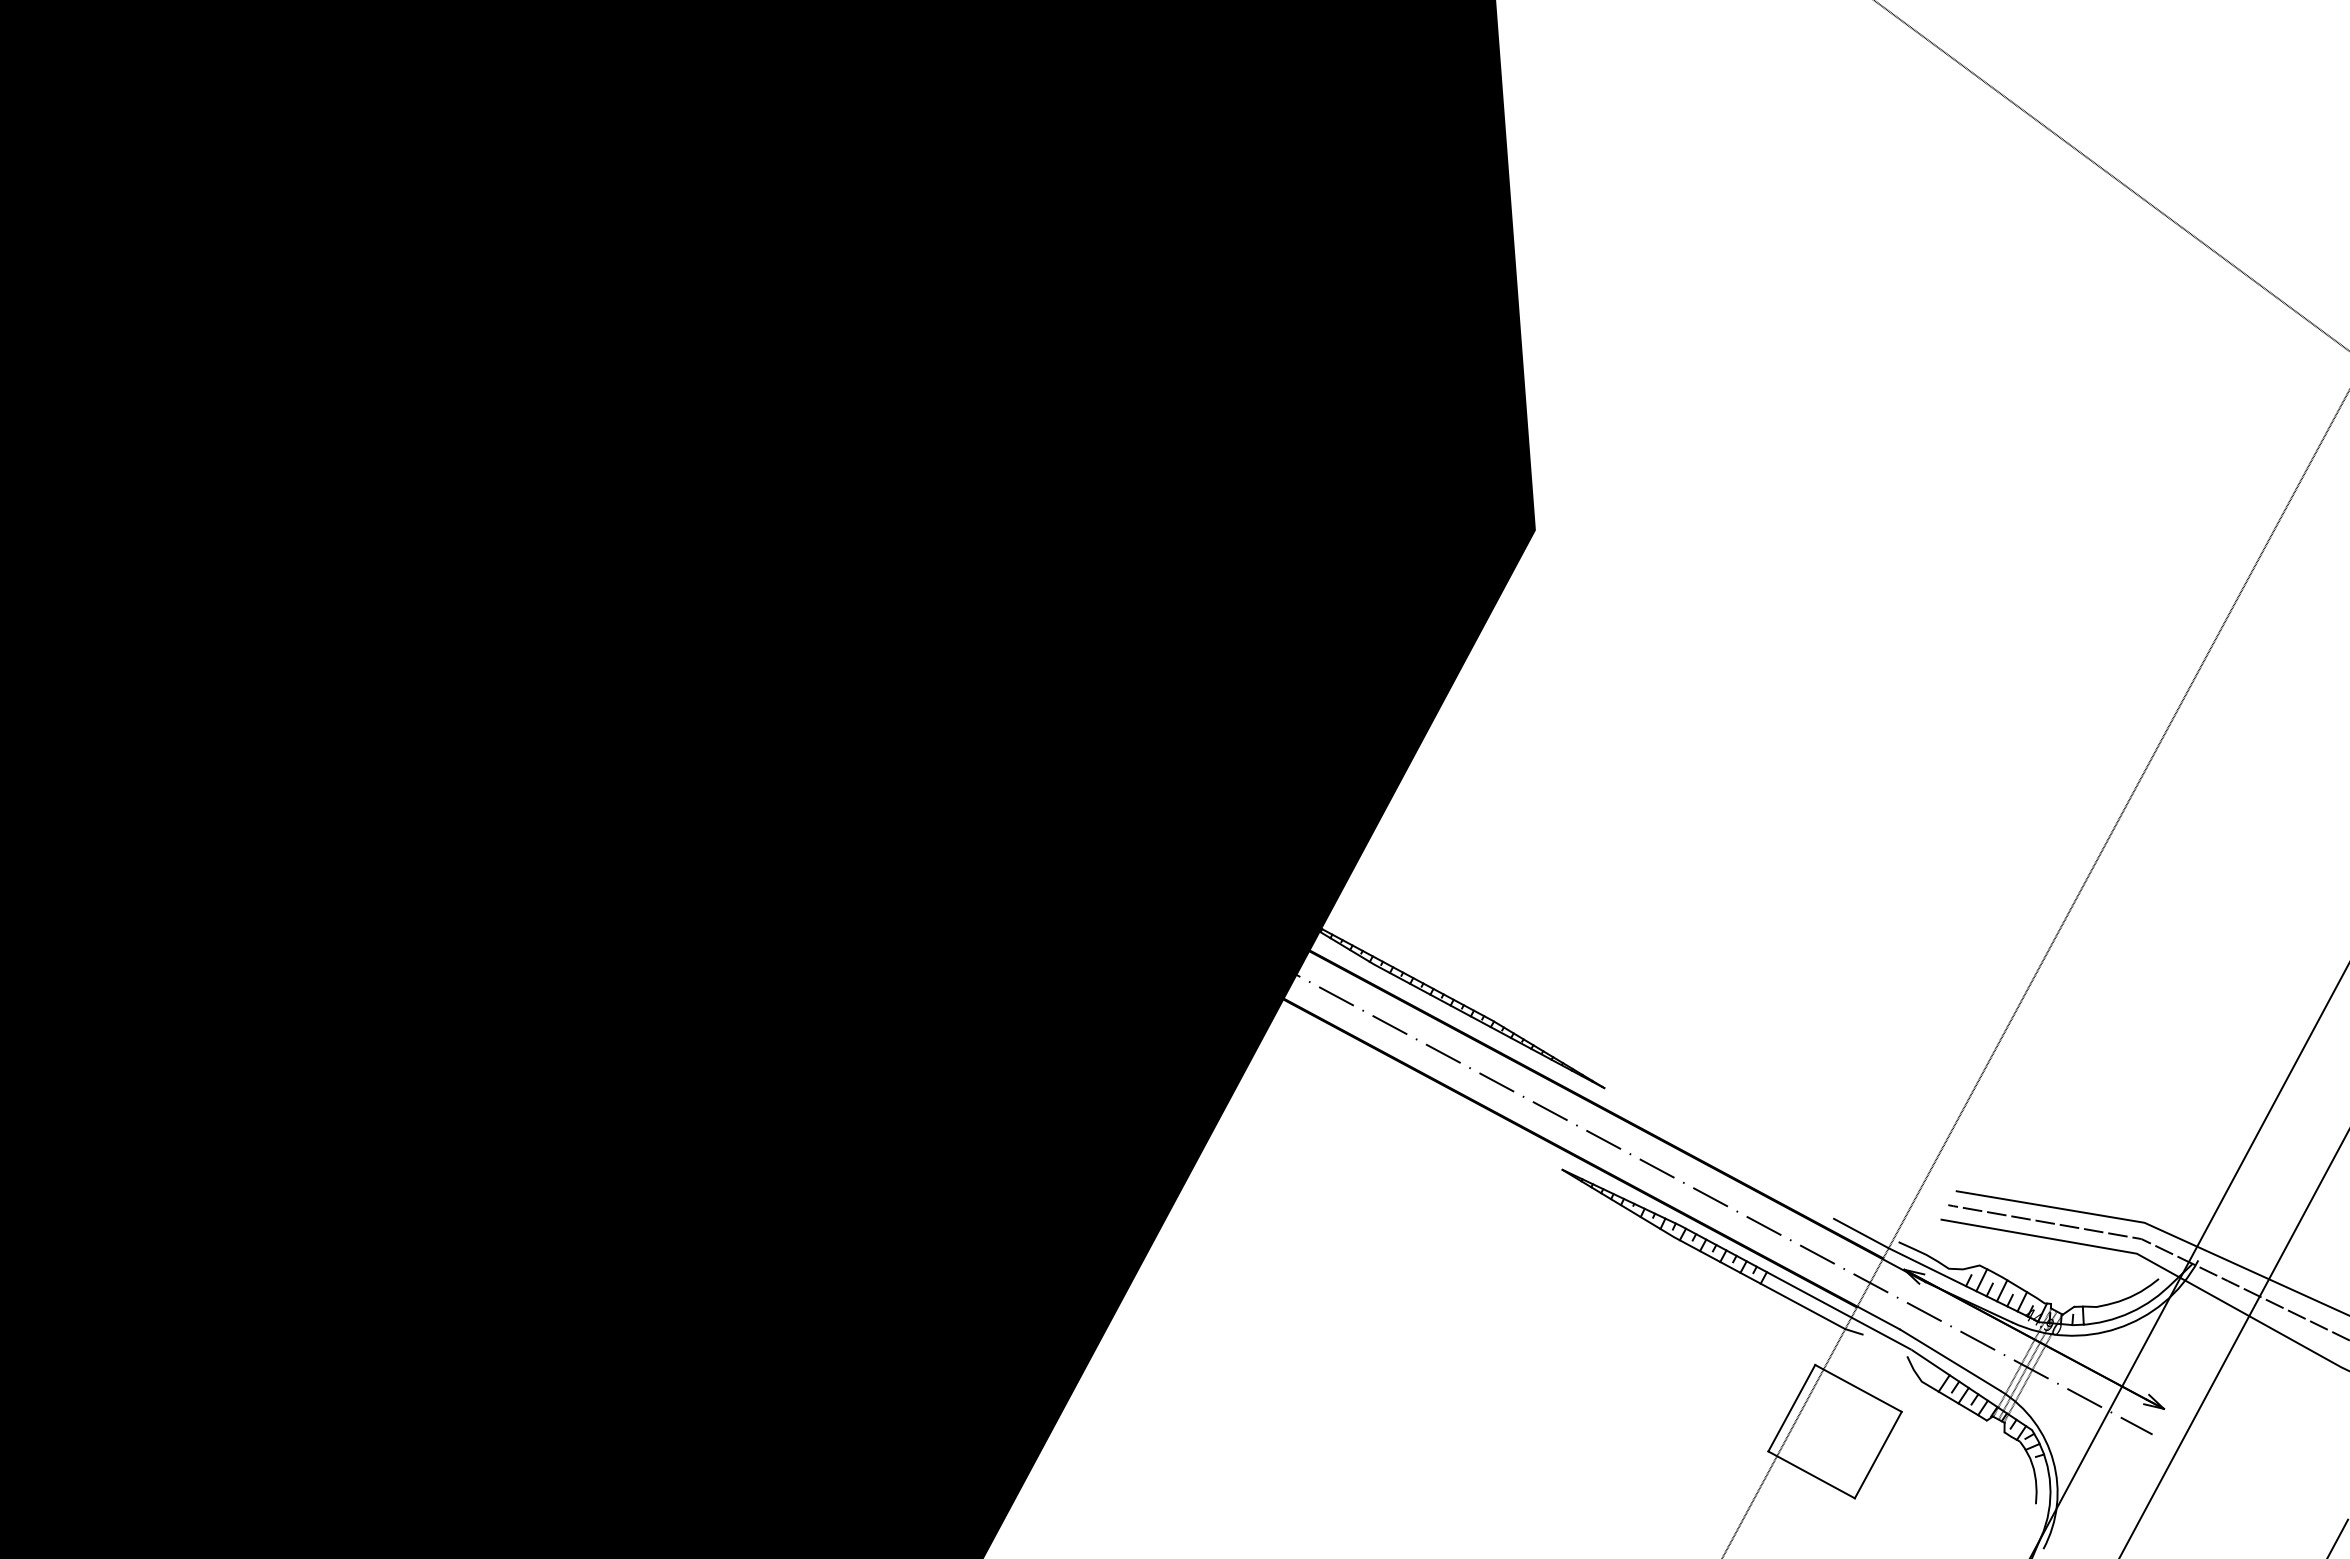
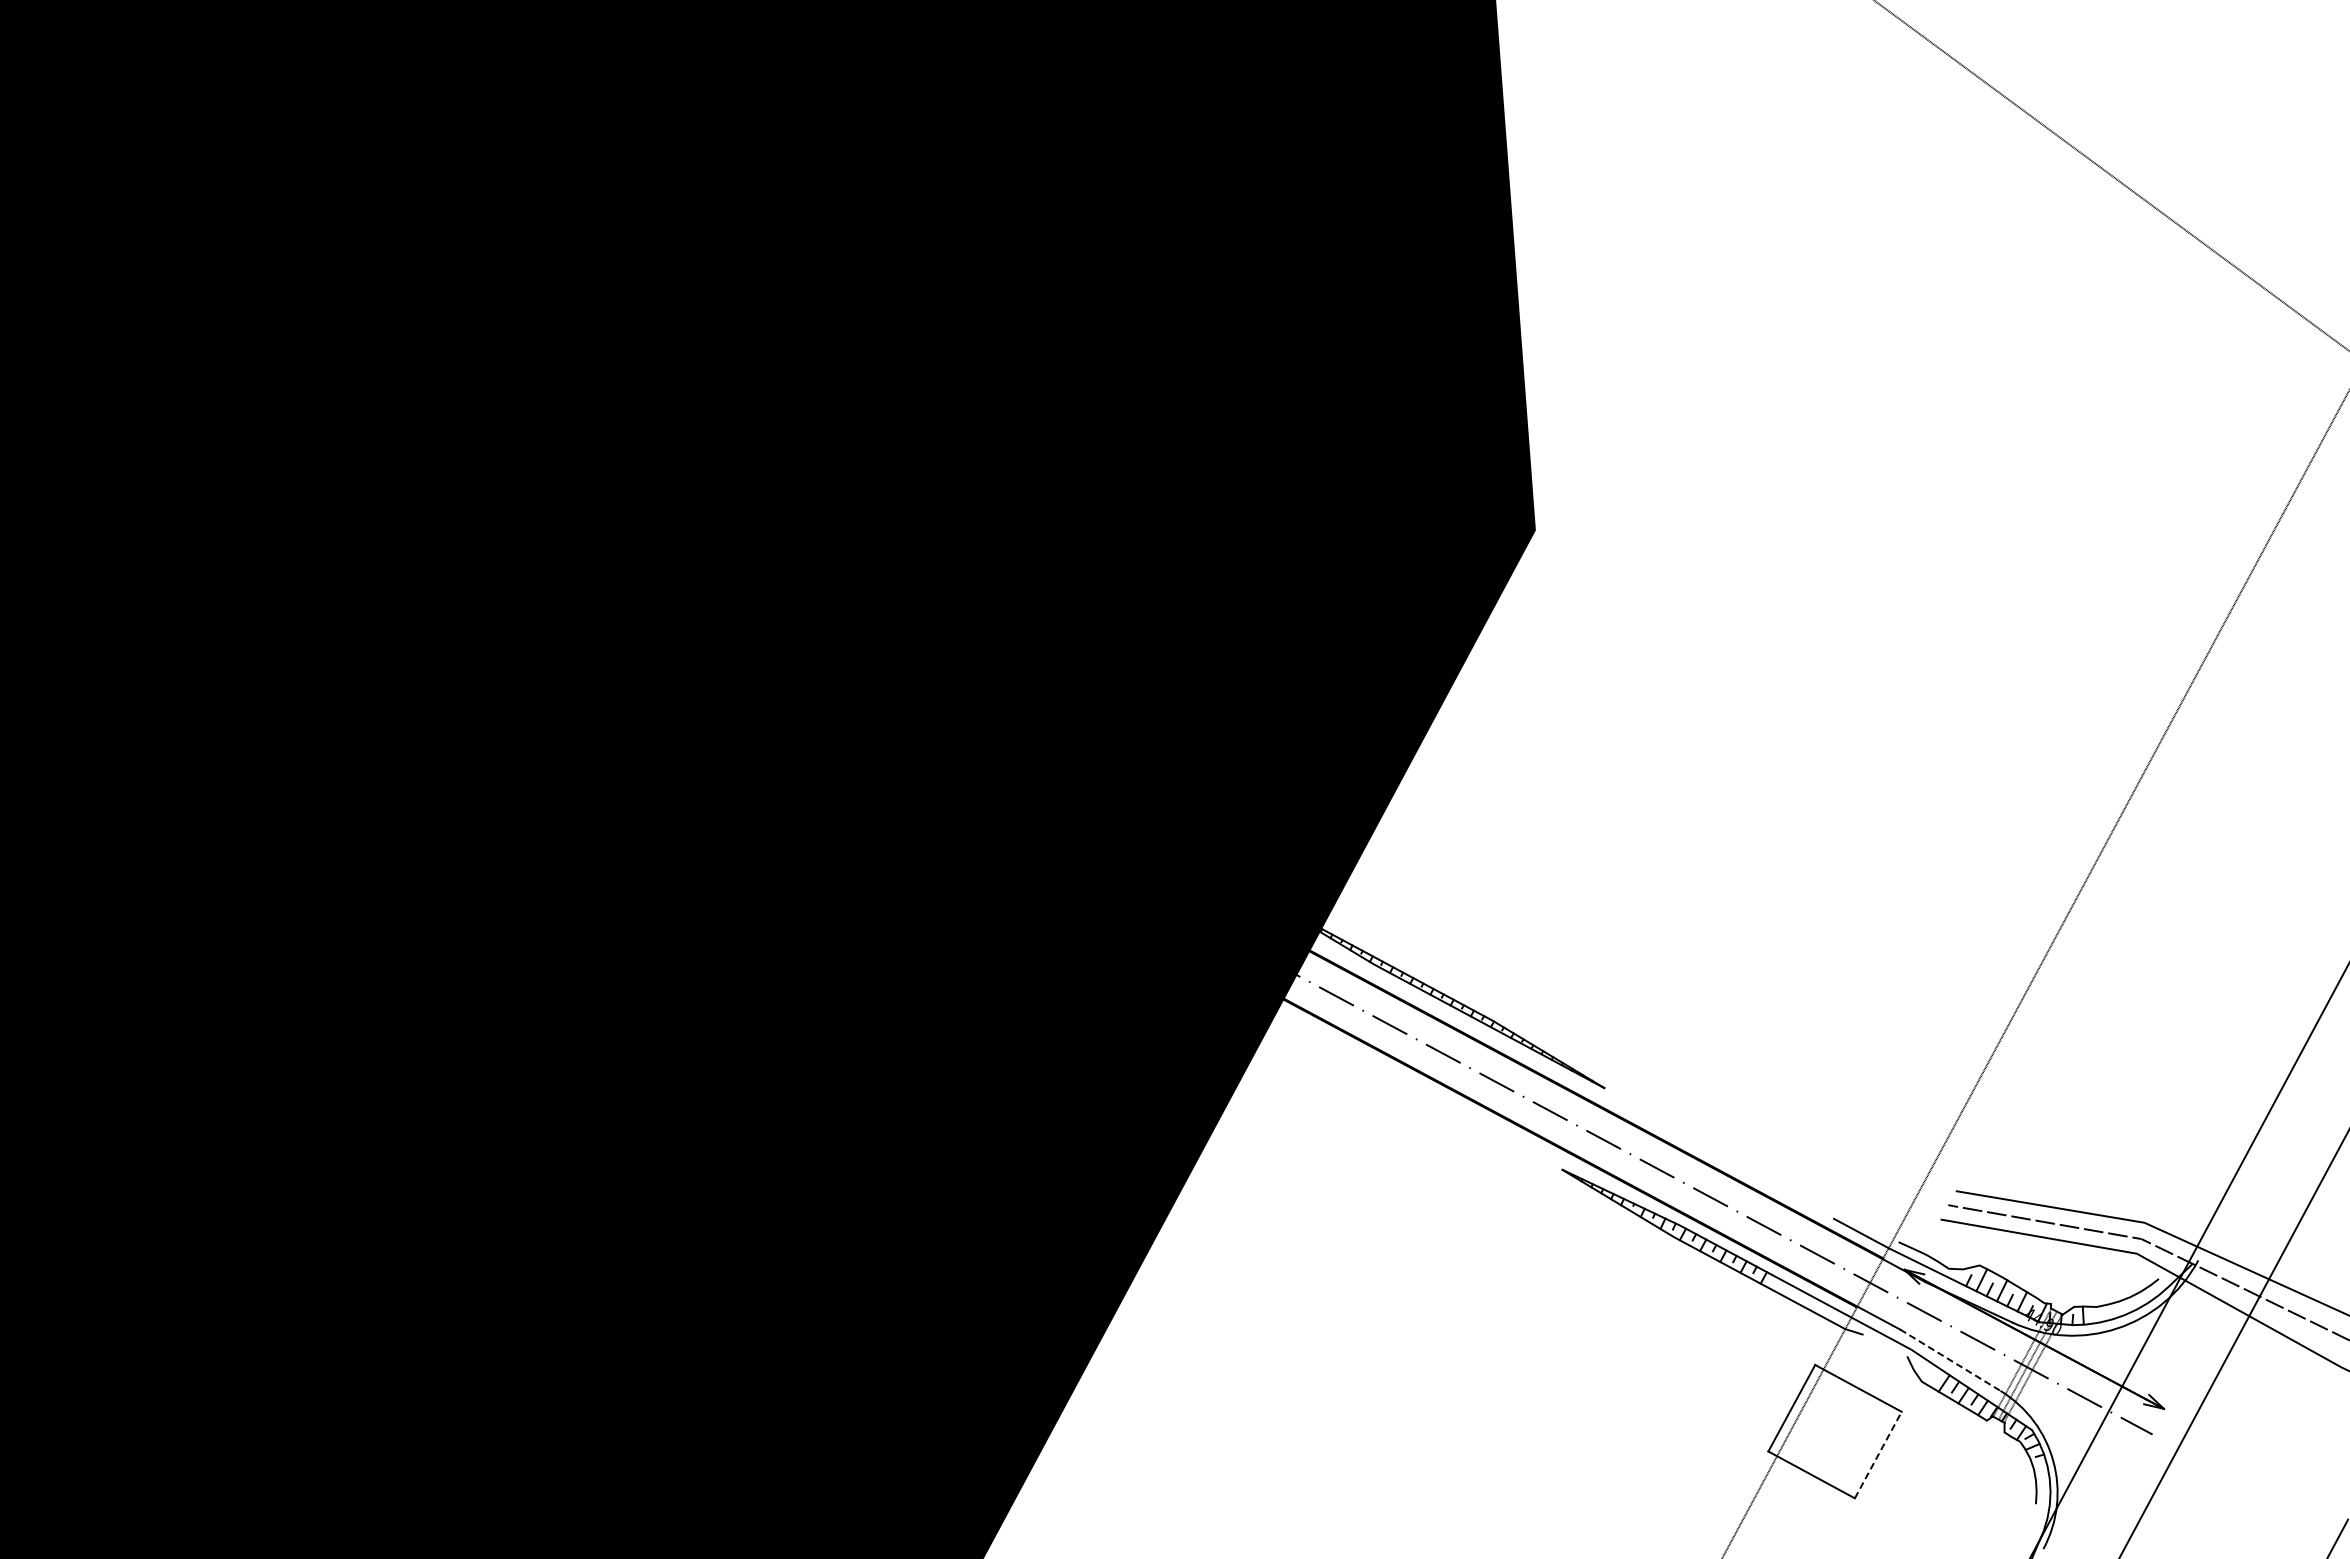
line: solid -> dashed (1950, 1360)
line: solid -> dashed (1878, 1454)
